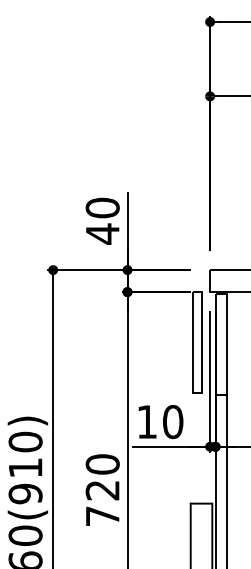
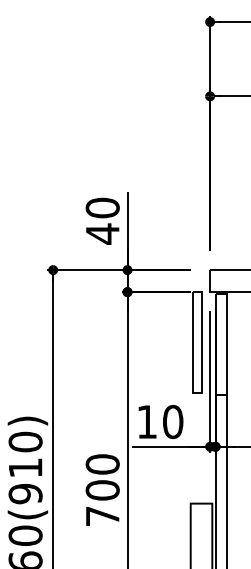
text: 720 -> 700 (102, 490)
